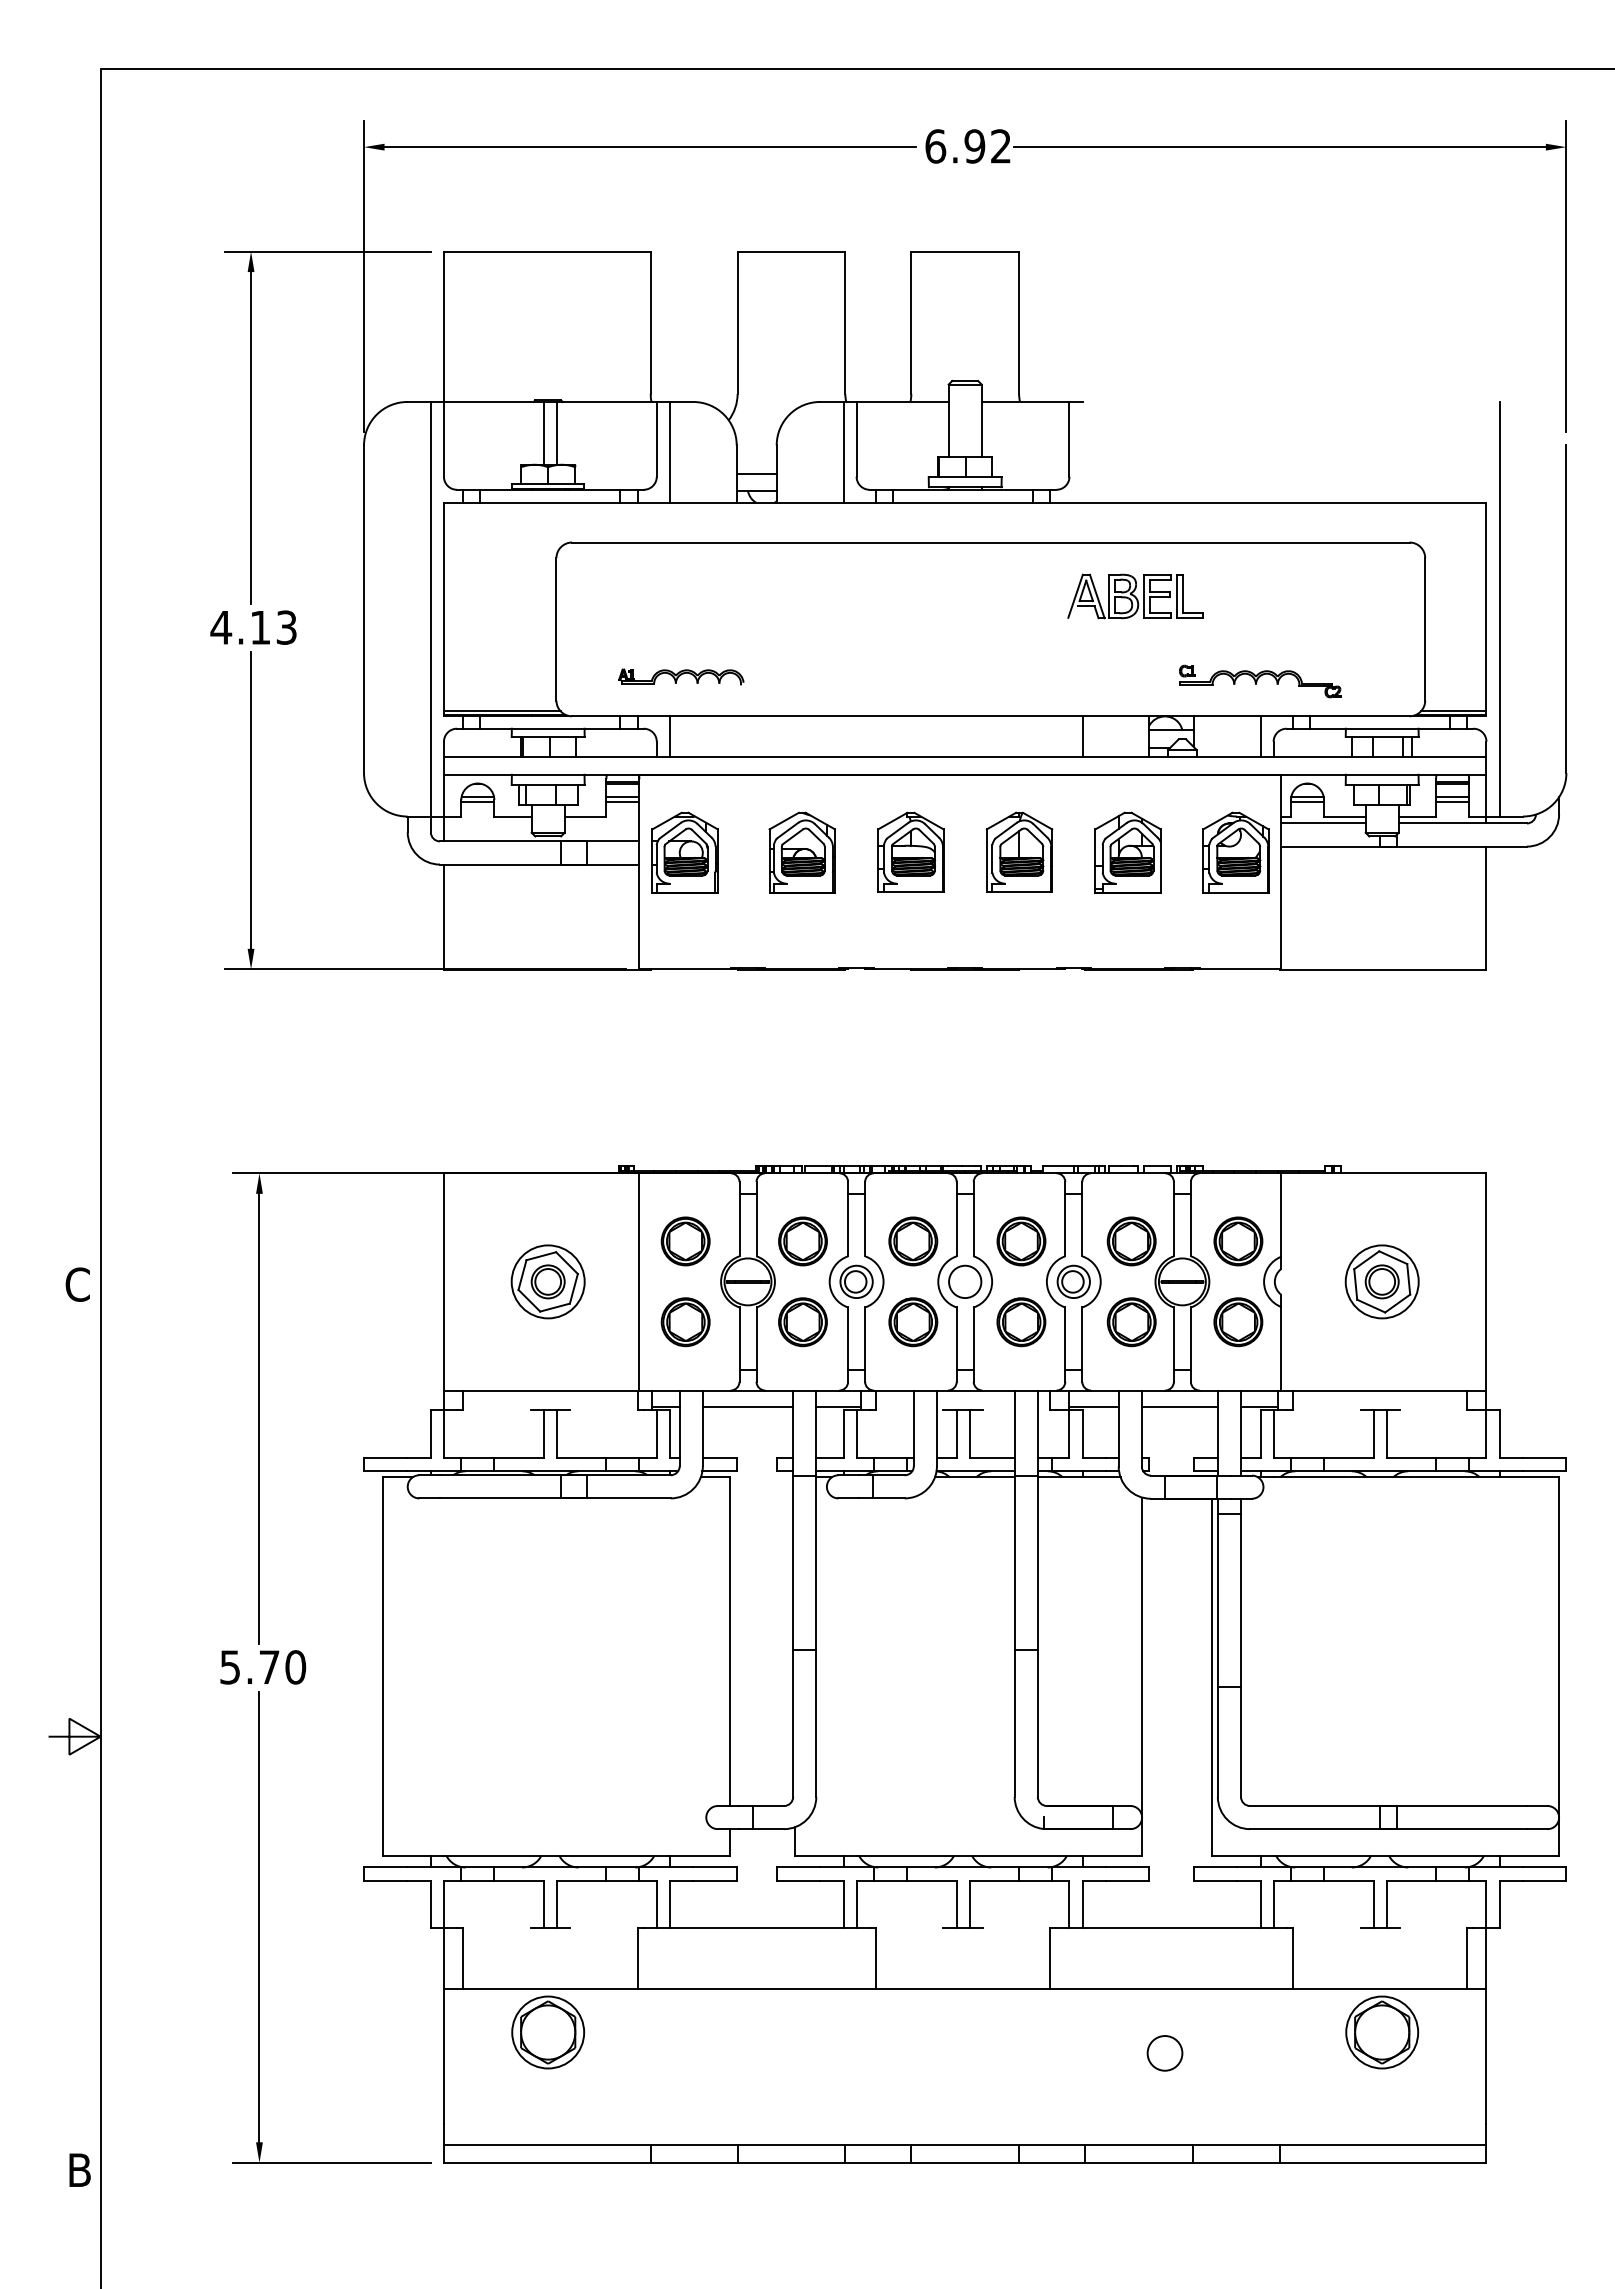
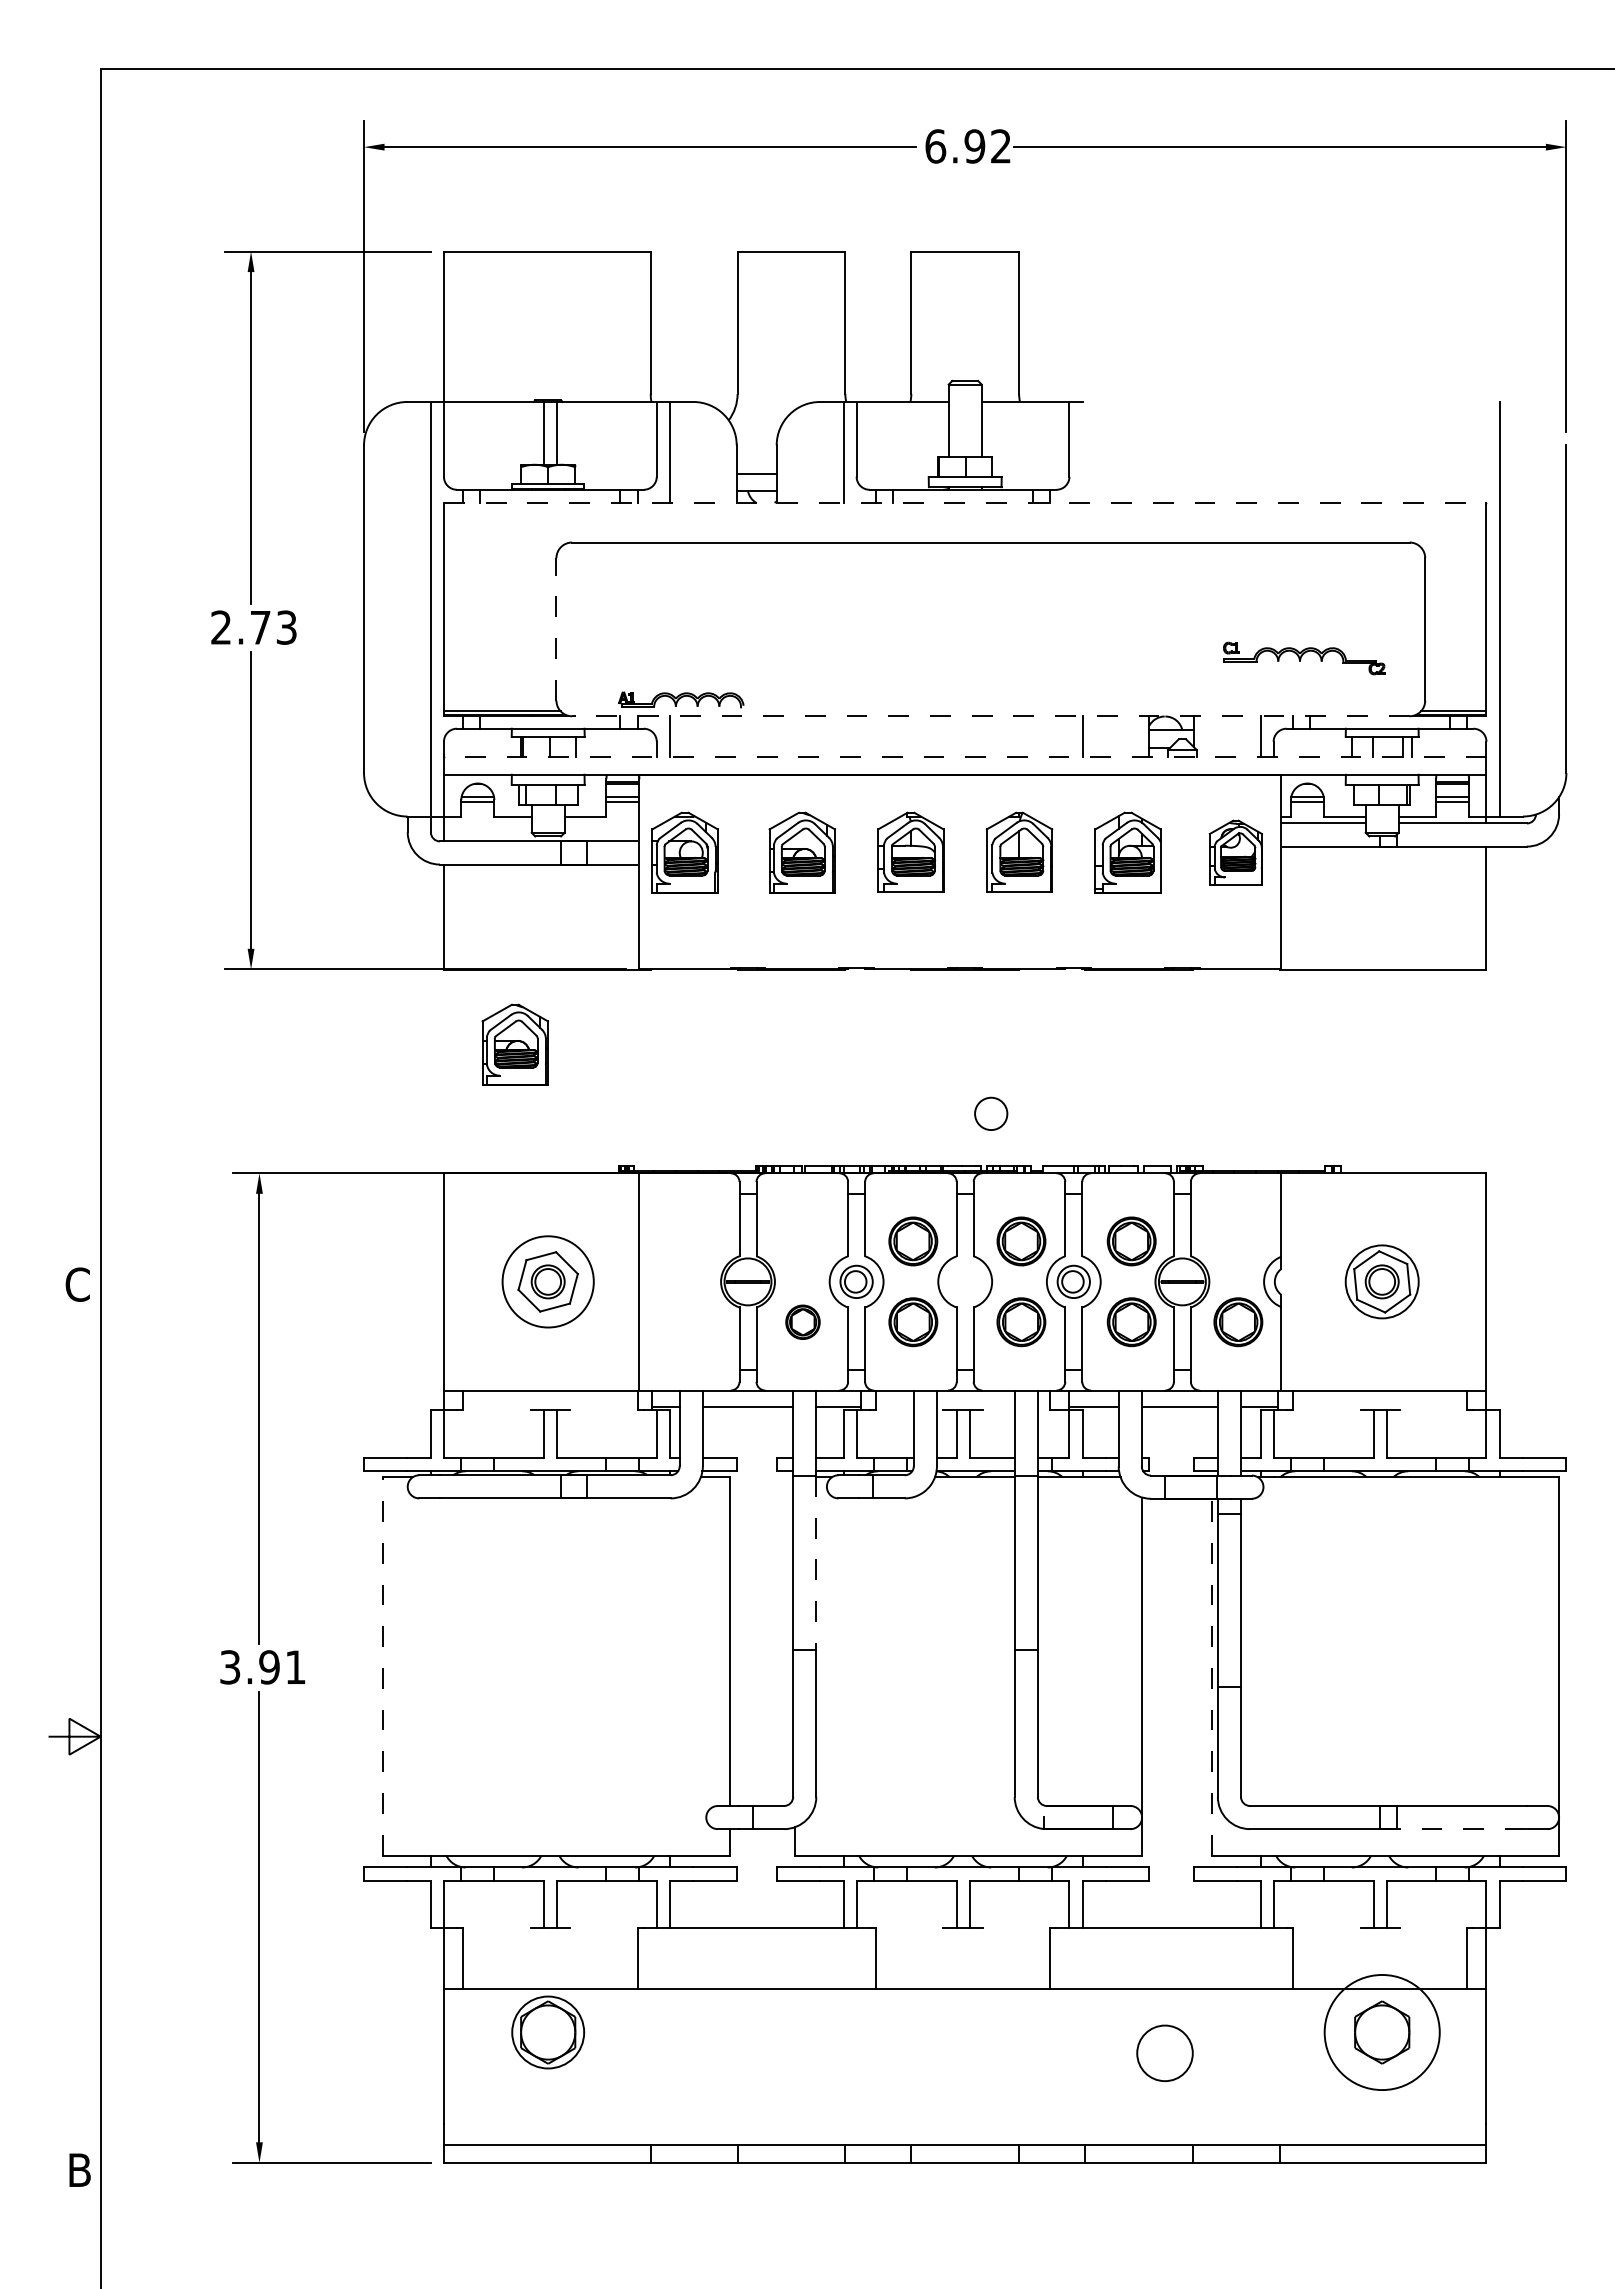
line: solid -> dashed (965, 502)
part: present -> none (1135, 596)
text: 4.13 -> 2.73 (240, 627)
line: solid -> dashed (556, 628)
part position: (681, 676) -> (681, 699) (681, 699)
part position: (1260, 681) -> (1304, 658) (1304, 658)
line: solid -> dashed (990, 716)
line: solid -> dashed (964, 756)
part size: 68x83 px -> 55x67 px (1235, 852)
part: none -> present (514, 1044)
part: present -> none (685, 1241)
part: present -> none (802, 1241)
part: present -> none (1238, 1241)
circle diameter: 73 px -> 91 px (547, 1281)
circle position: (965, 1281) -> (991, 1113) (991, 1113)
part: present -> none (685, 1322)
part size: 50x51 px -> 36x36 px (802, 1321)
line: solid -> dashed (816, 1562)
line: solid -> dashed (382, 1666)
text: 5.70 -> 3.91 (263, 1667)
line: solid -> dashed (1212, 1676)
line: solid -> dashed (1453, 1829)
circle diameter: 72 px -> 115 px (1381, 2032)
circle diameter: 35 px -> 56 px (1164, 2053)
